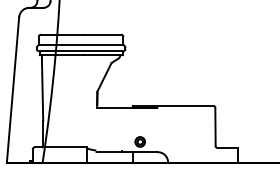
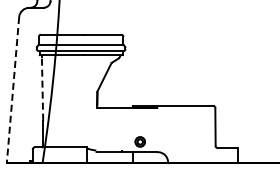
line: solid -> dashed (13, 89)
line: solid -> dashed (42, 89)
